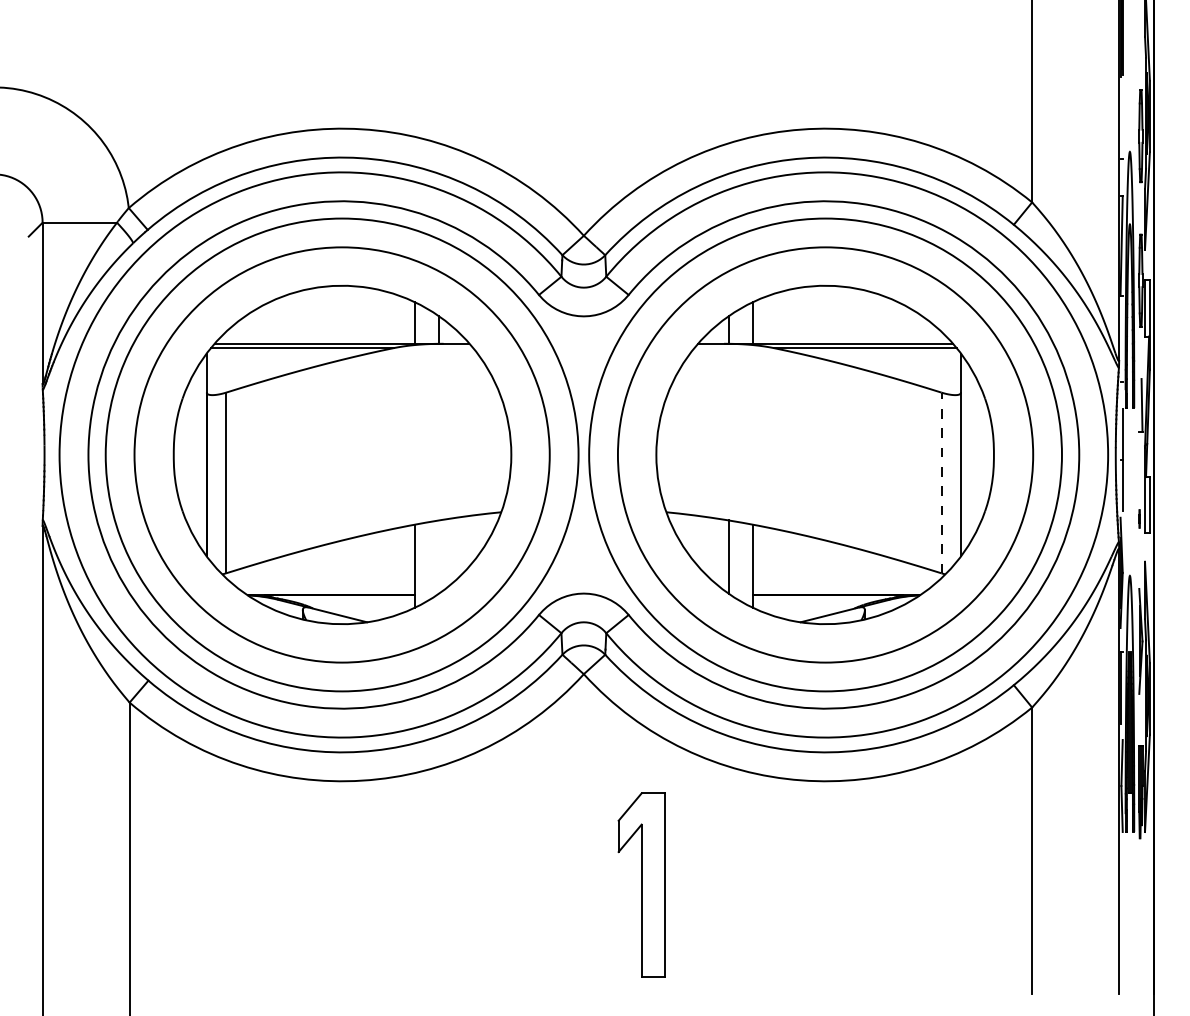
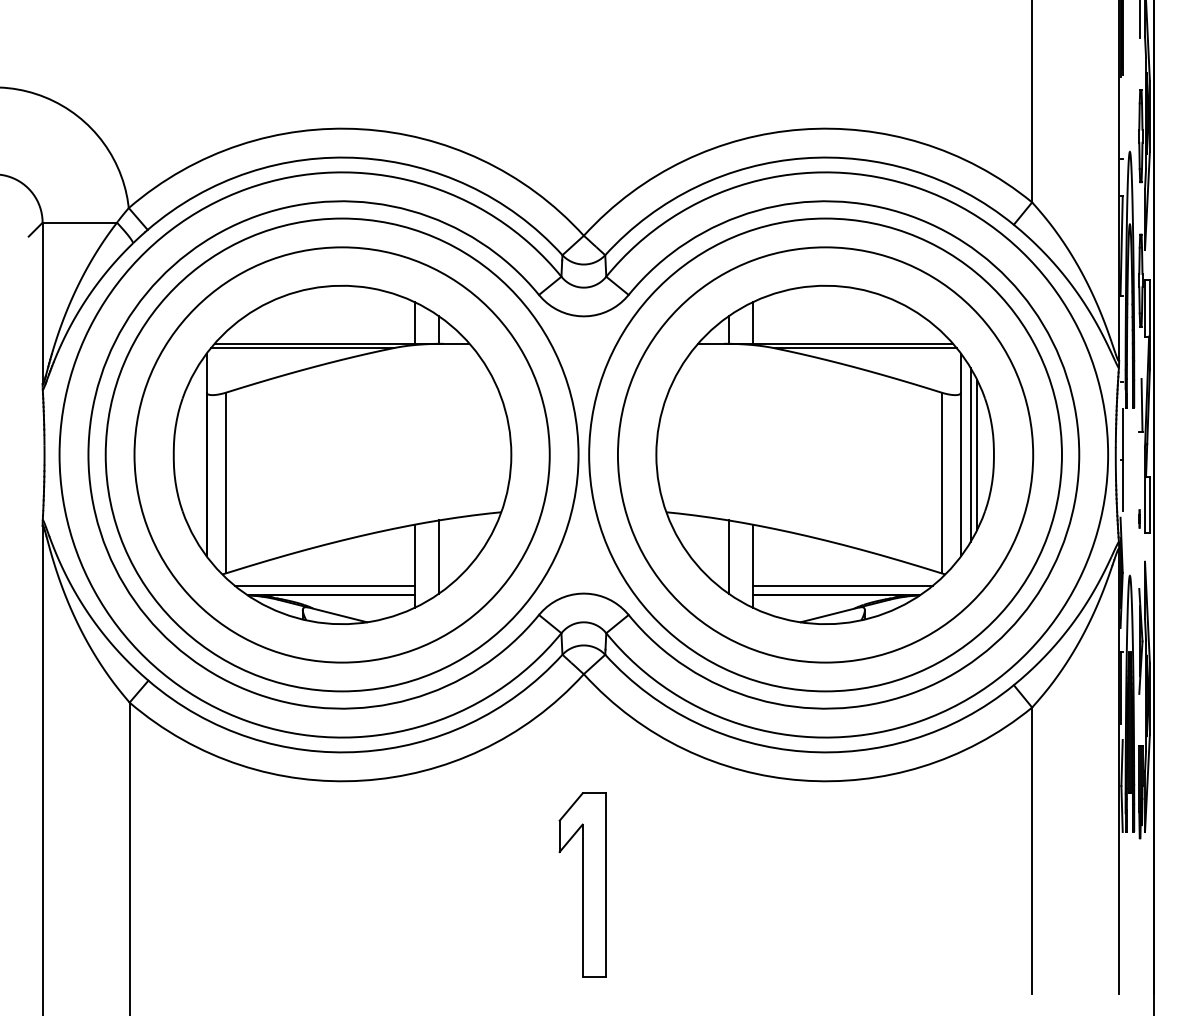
line: none -> present (1139, 19)
line: none -> present (970, 454)
line: none -> present (977, 454)
line: dashed -> solid (941, 482)
line: none -> present (438, 556)
line: none -> present (324, 585)
line: none -> present (843, 585)
part position: (641, 884) -> (582, 884) (582, 884)
